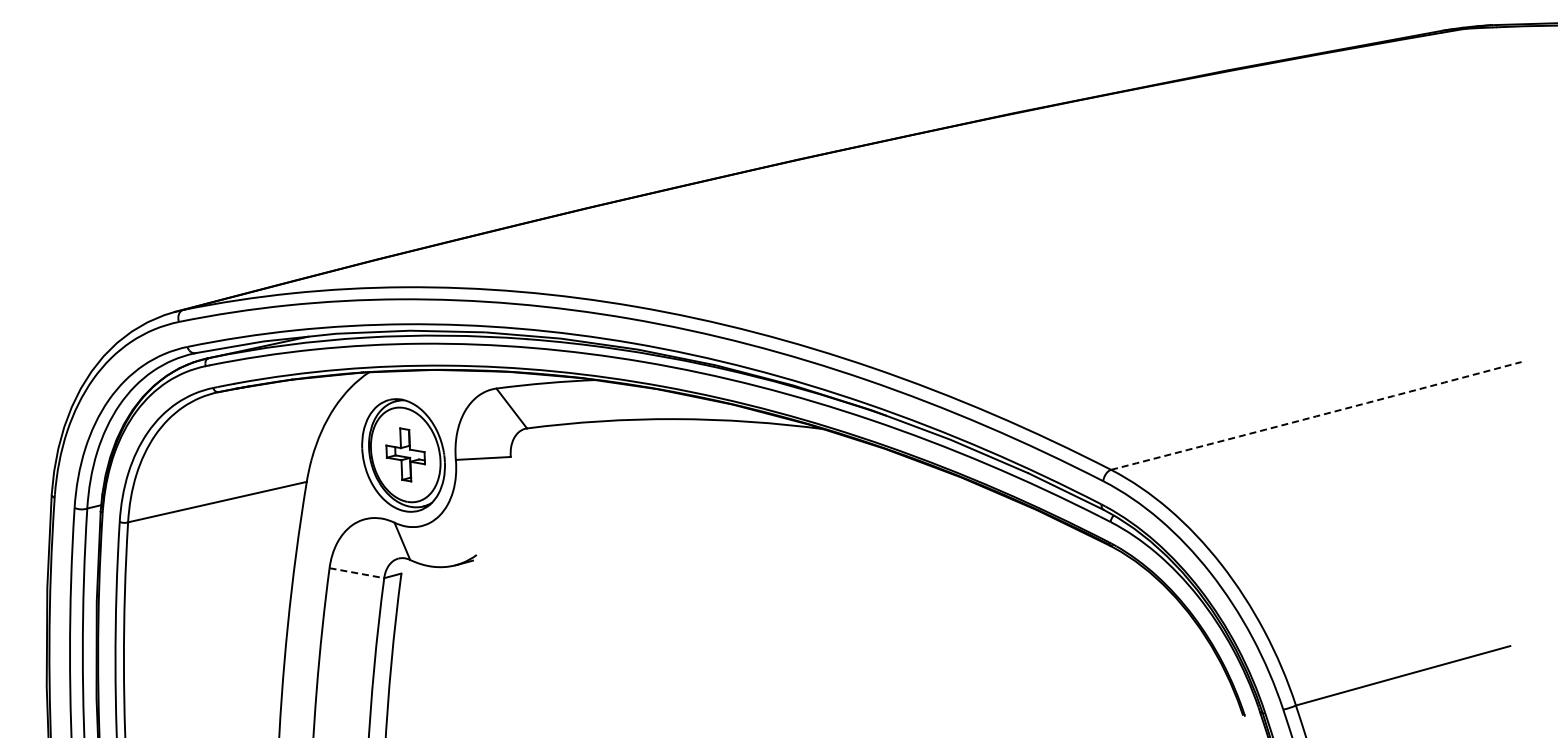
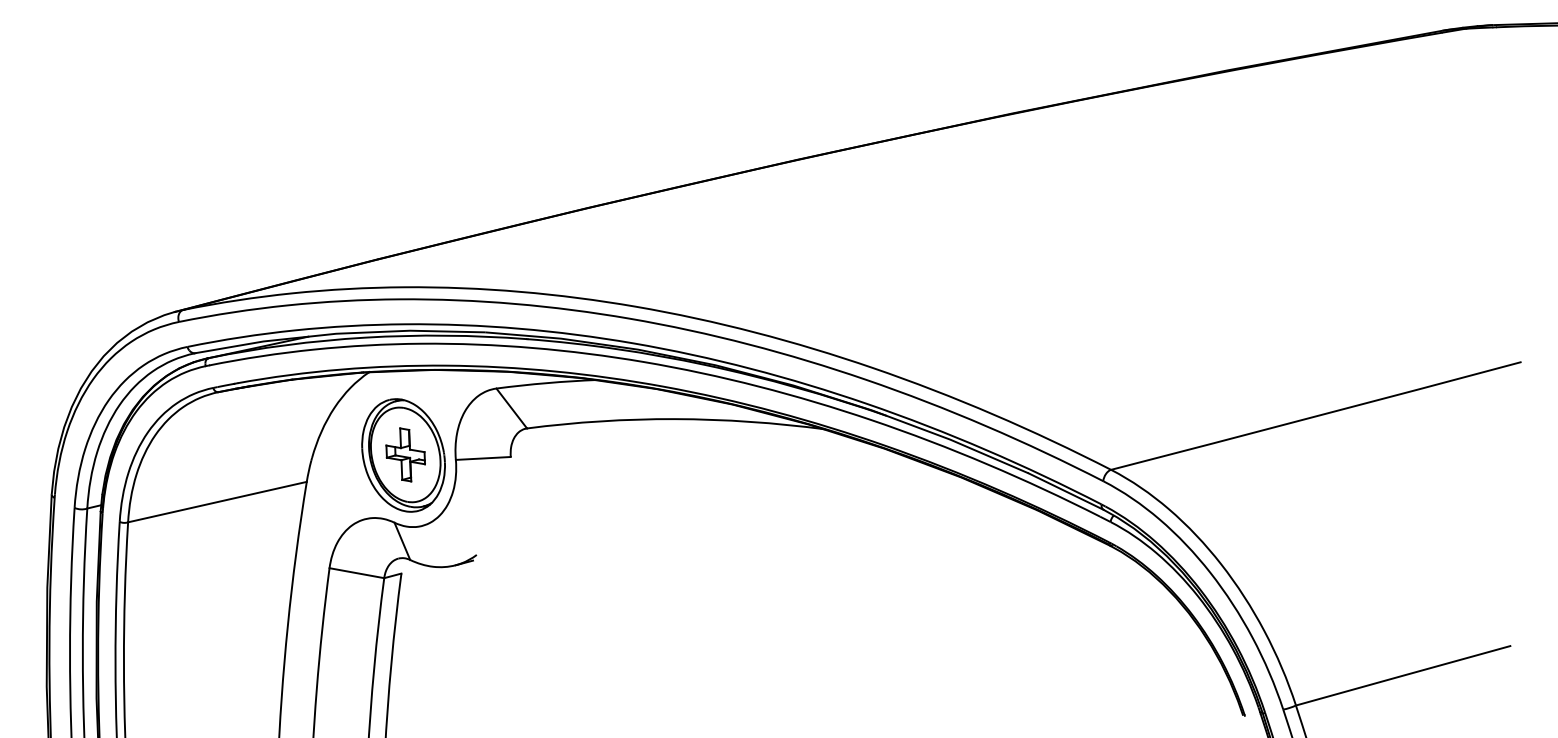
arc: dashed -> solid (1316, 416)
line: dashed -> solid (356, 573)
